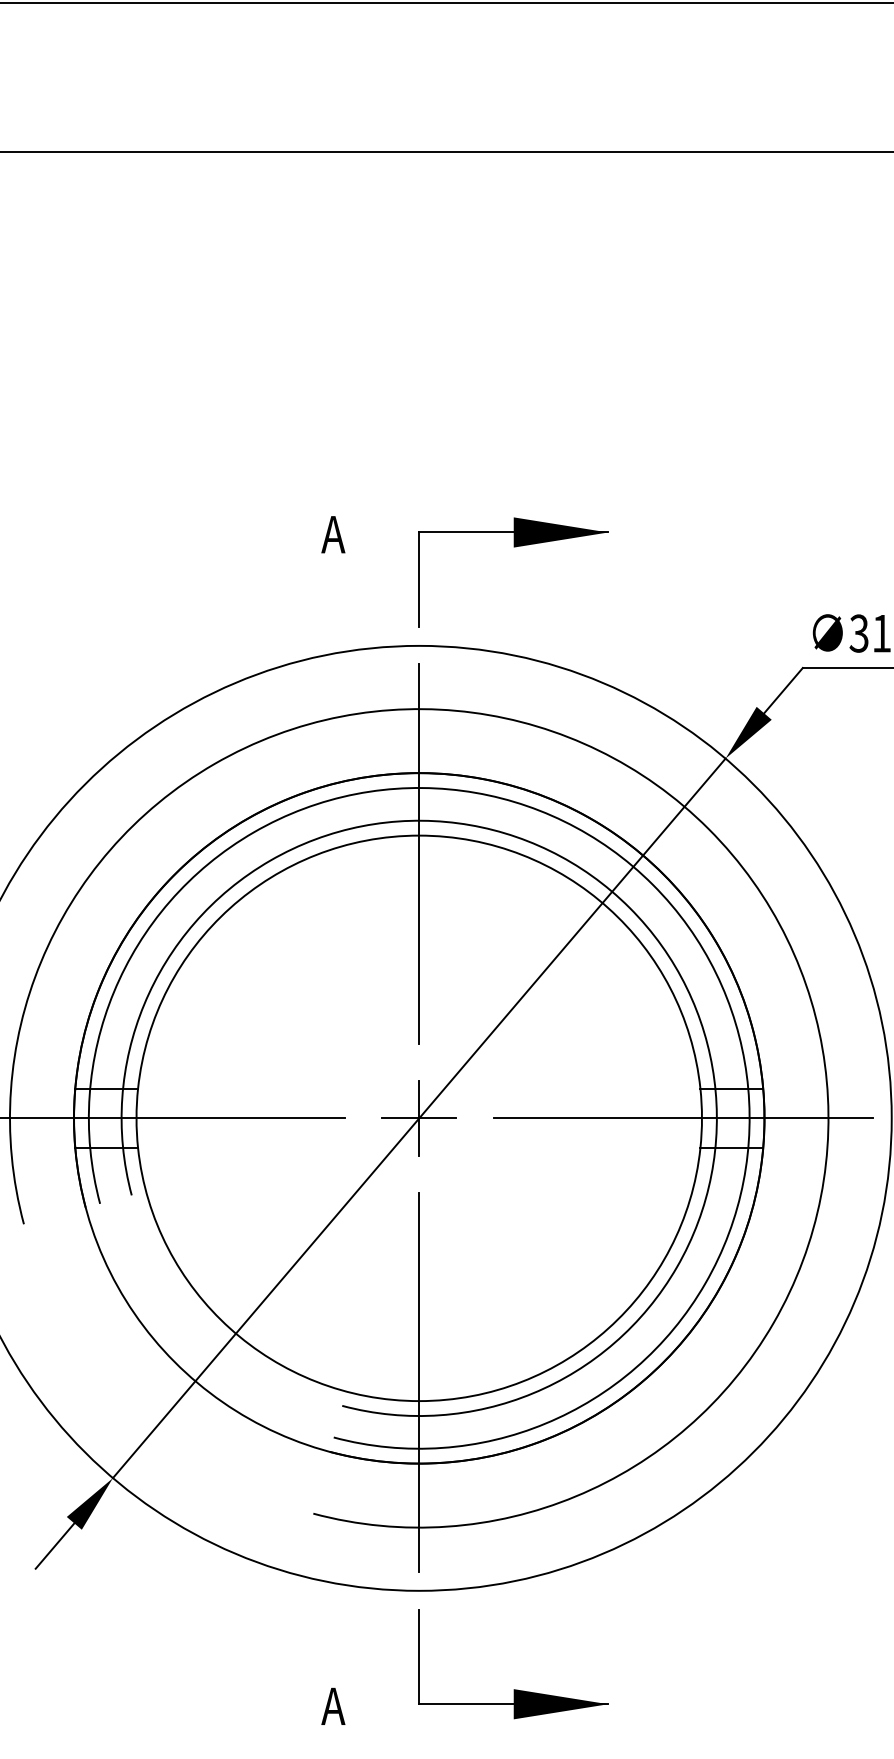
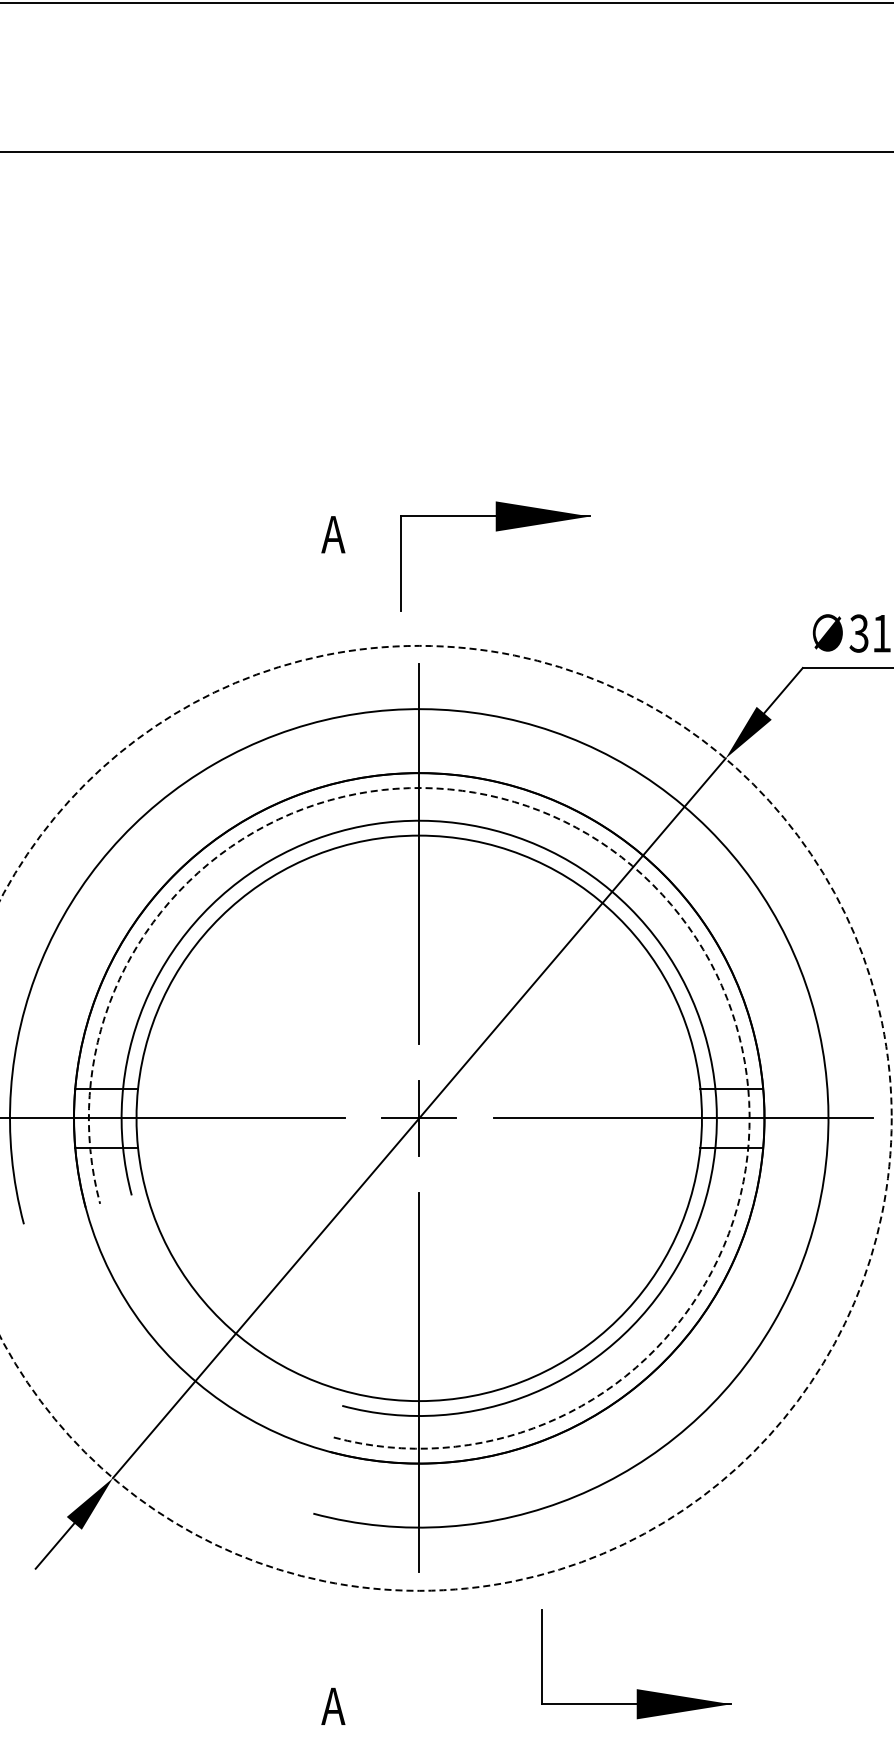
part position: (513, 547) -> (495, 531) (495, 531)
arc: solid -> dashed (652, 884)
circle: solid -> dashed (445, 1117)
part position: (513, 1689) -> (636, 1689) (636, 1689)
